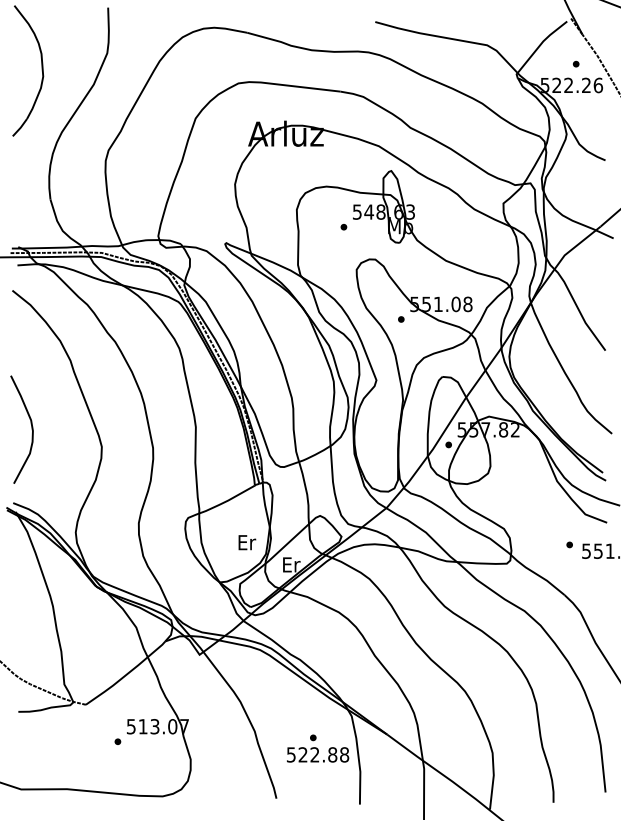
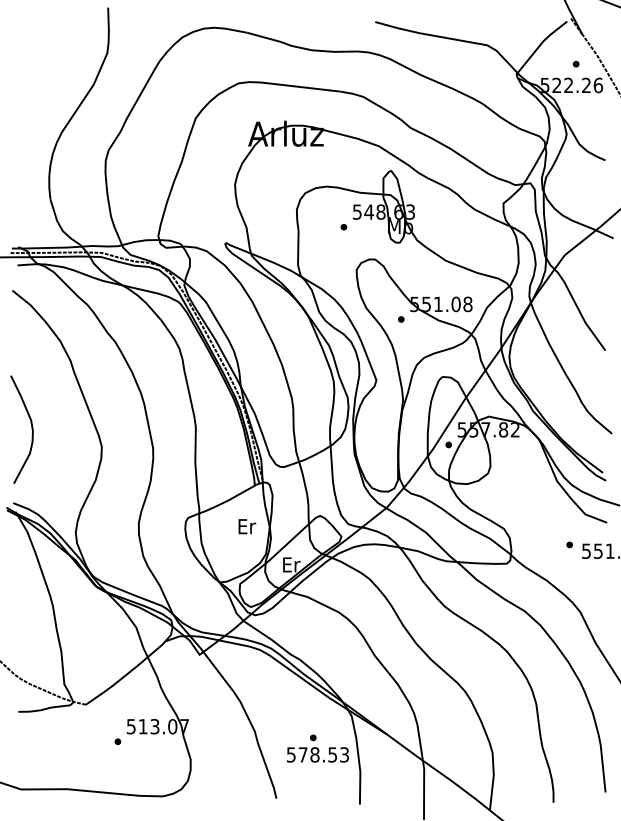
part: present -> none (41, 70)
text position: (247, 542) -> (247, 526) (247, 526)
text: 522.88 -> 578.53 (323, 754)
